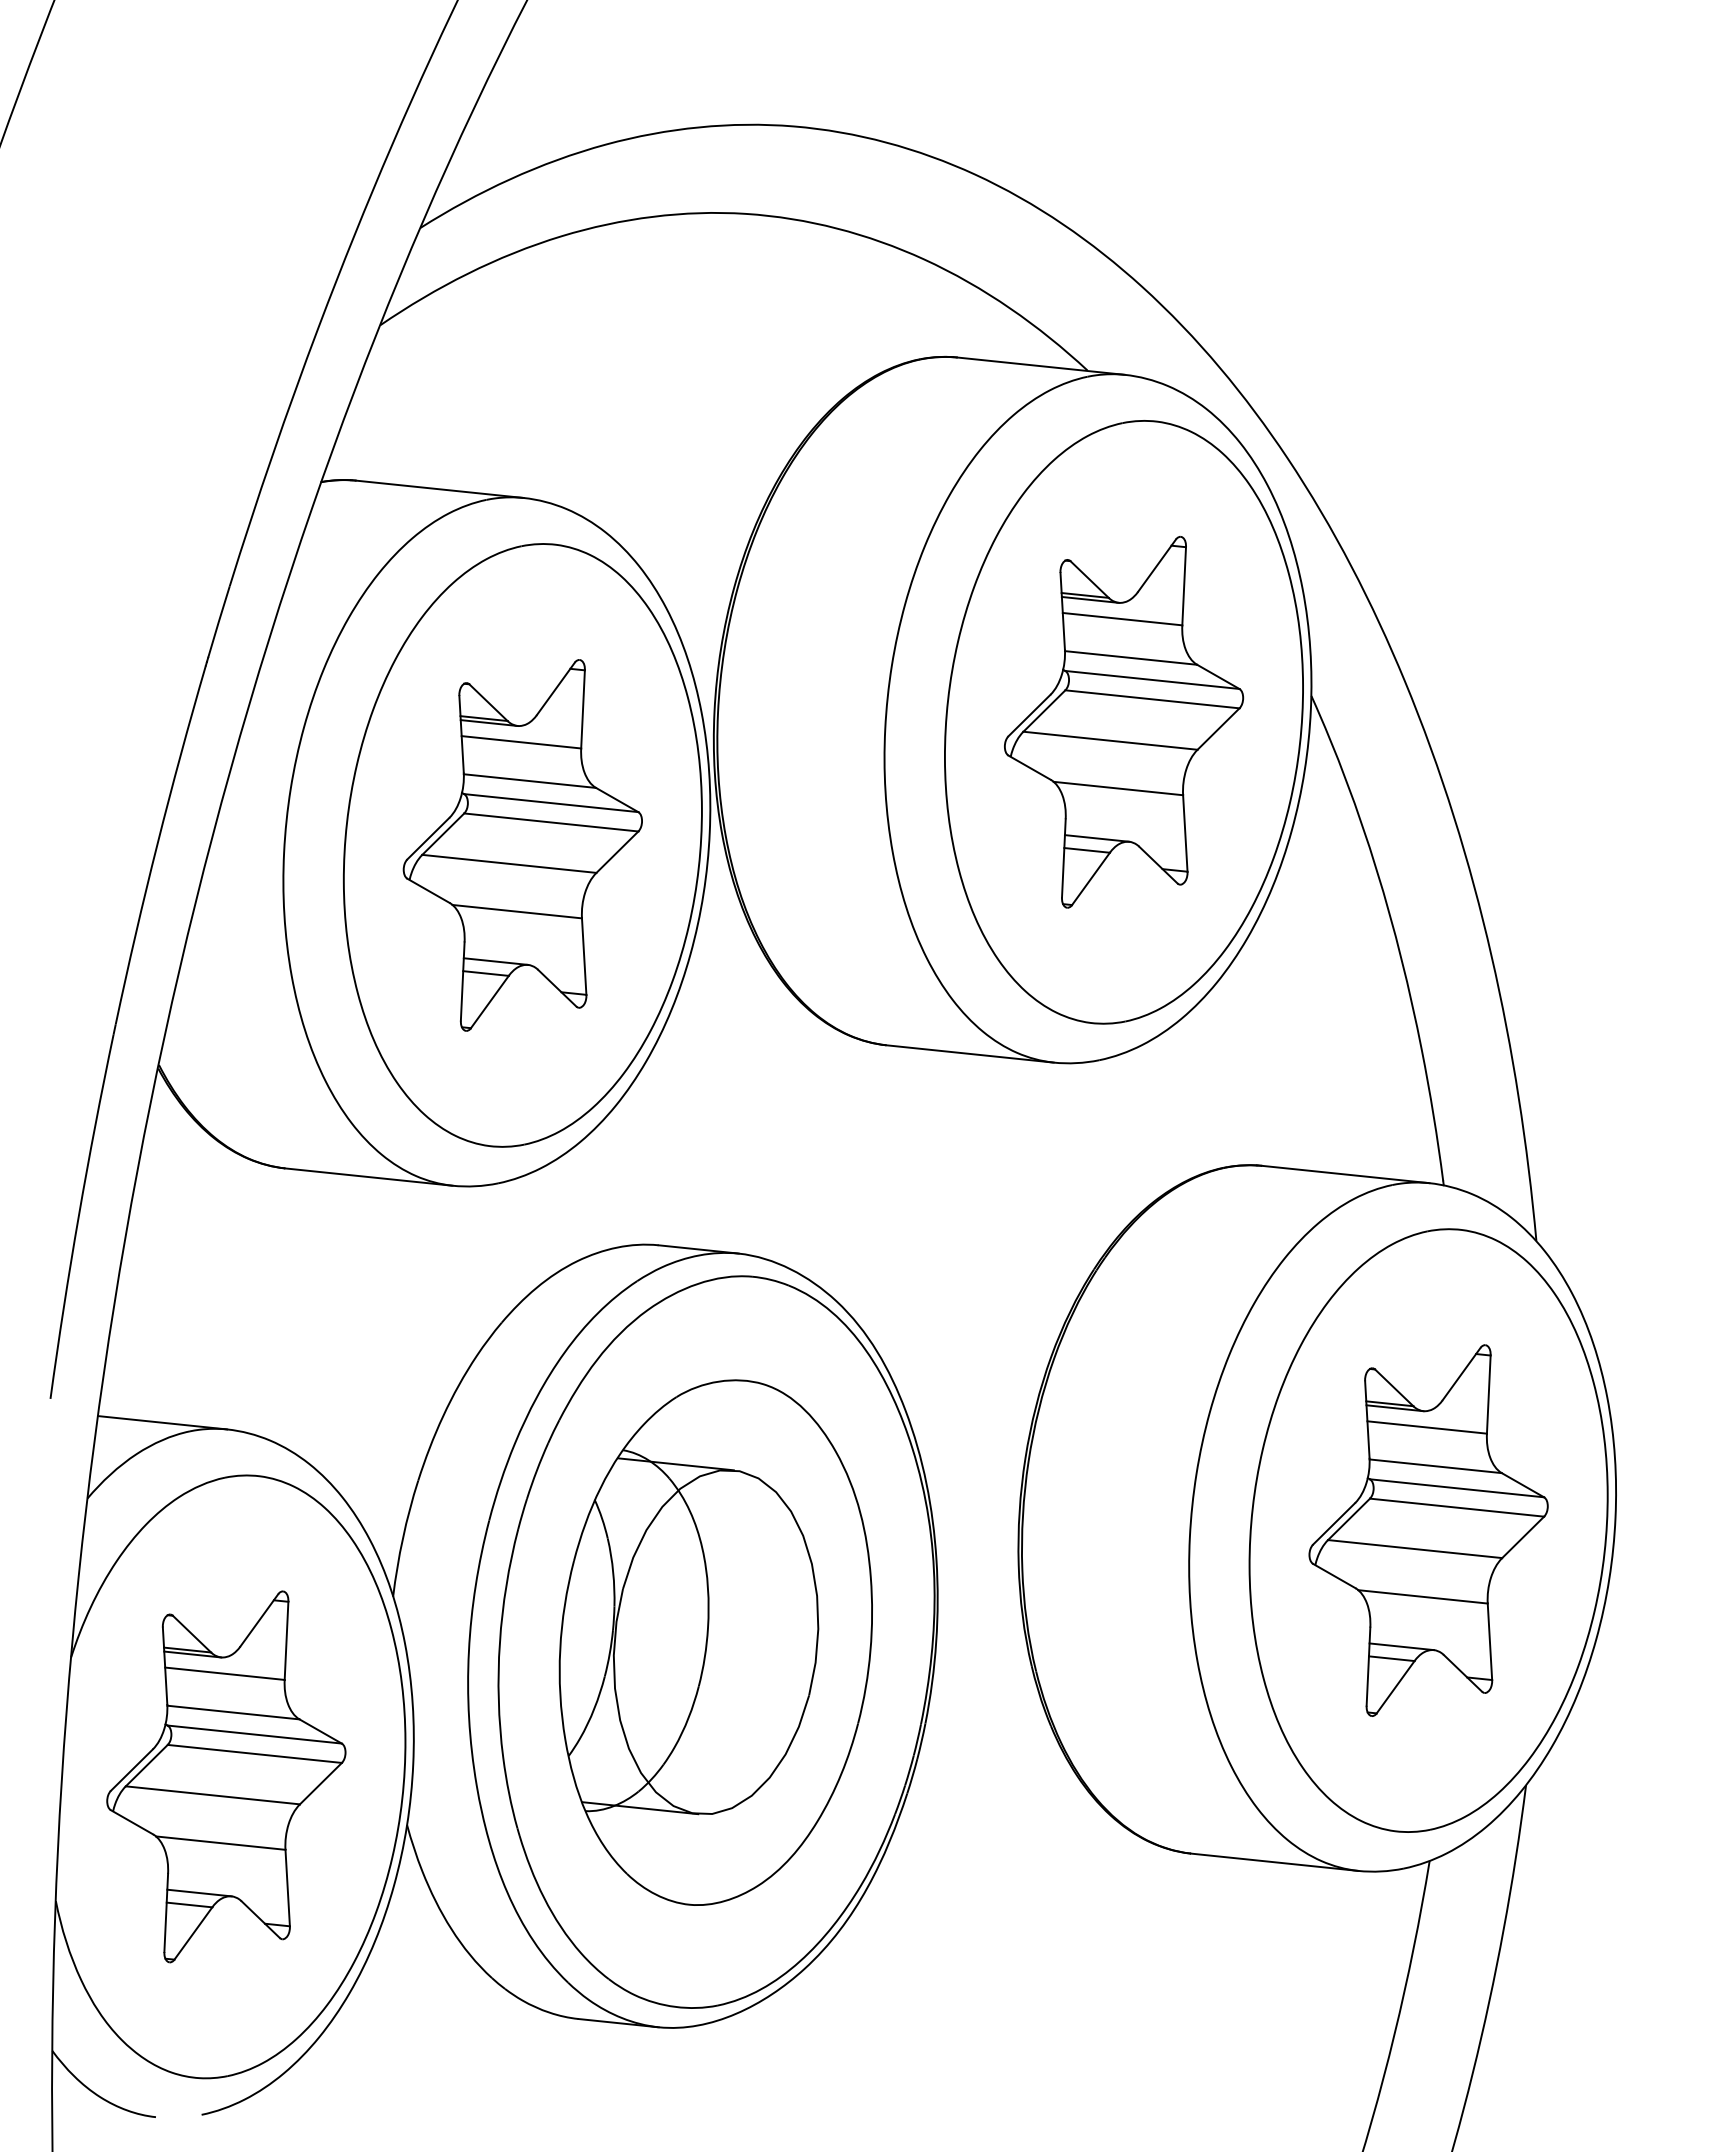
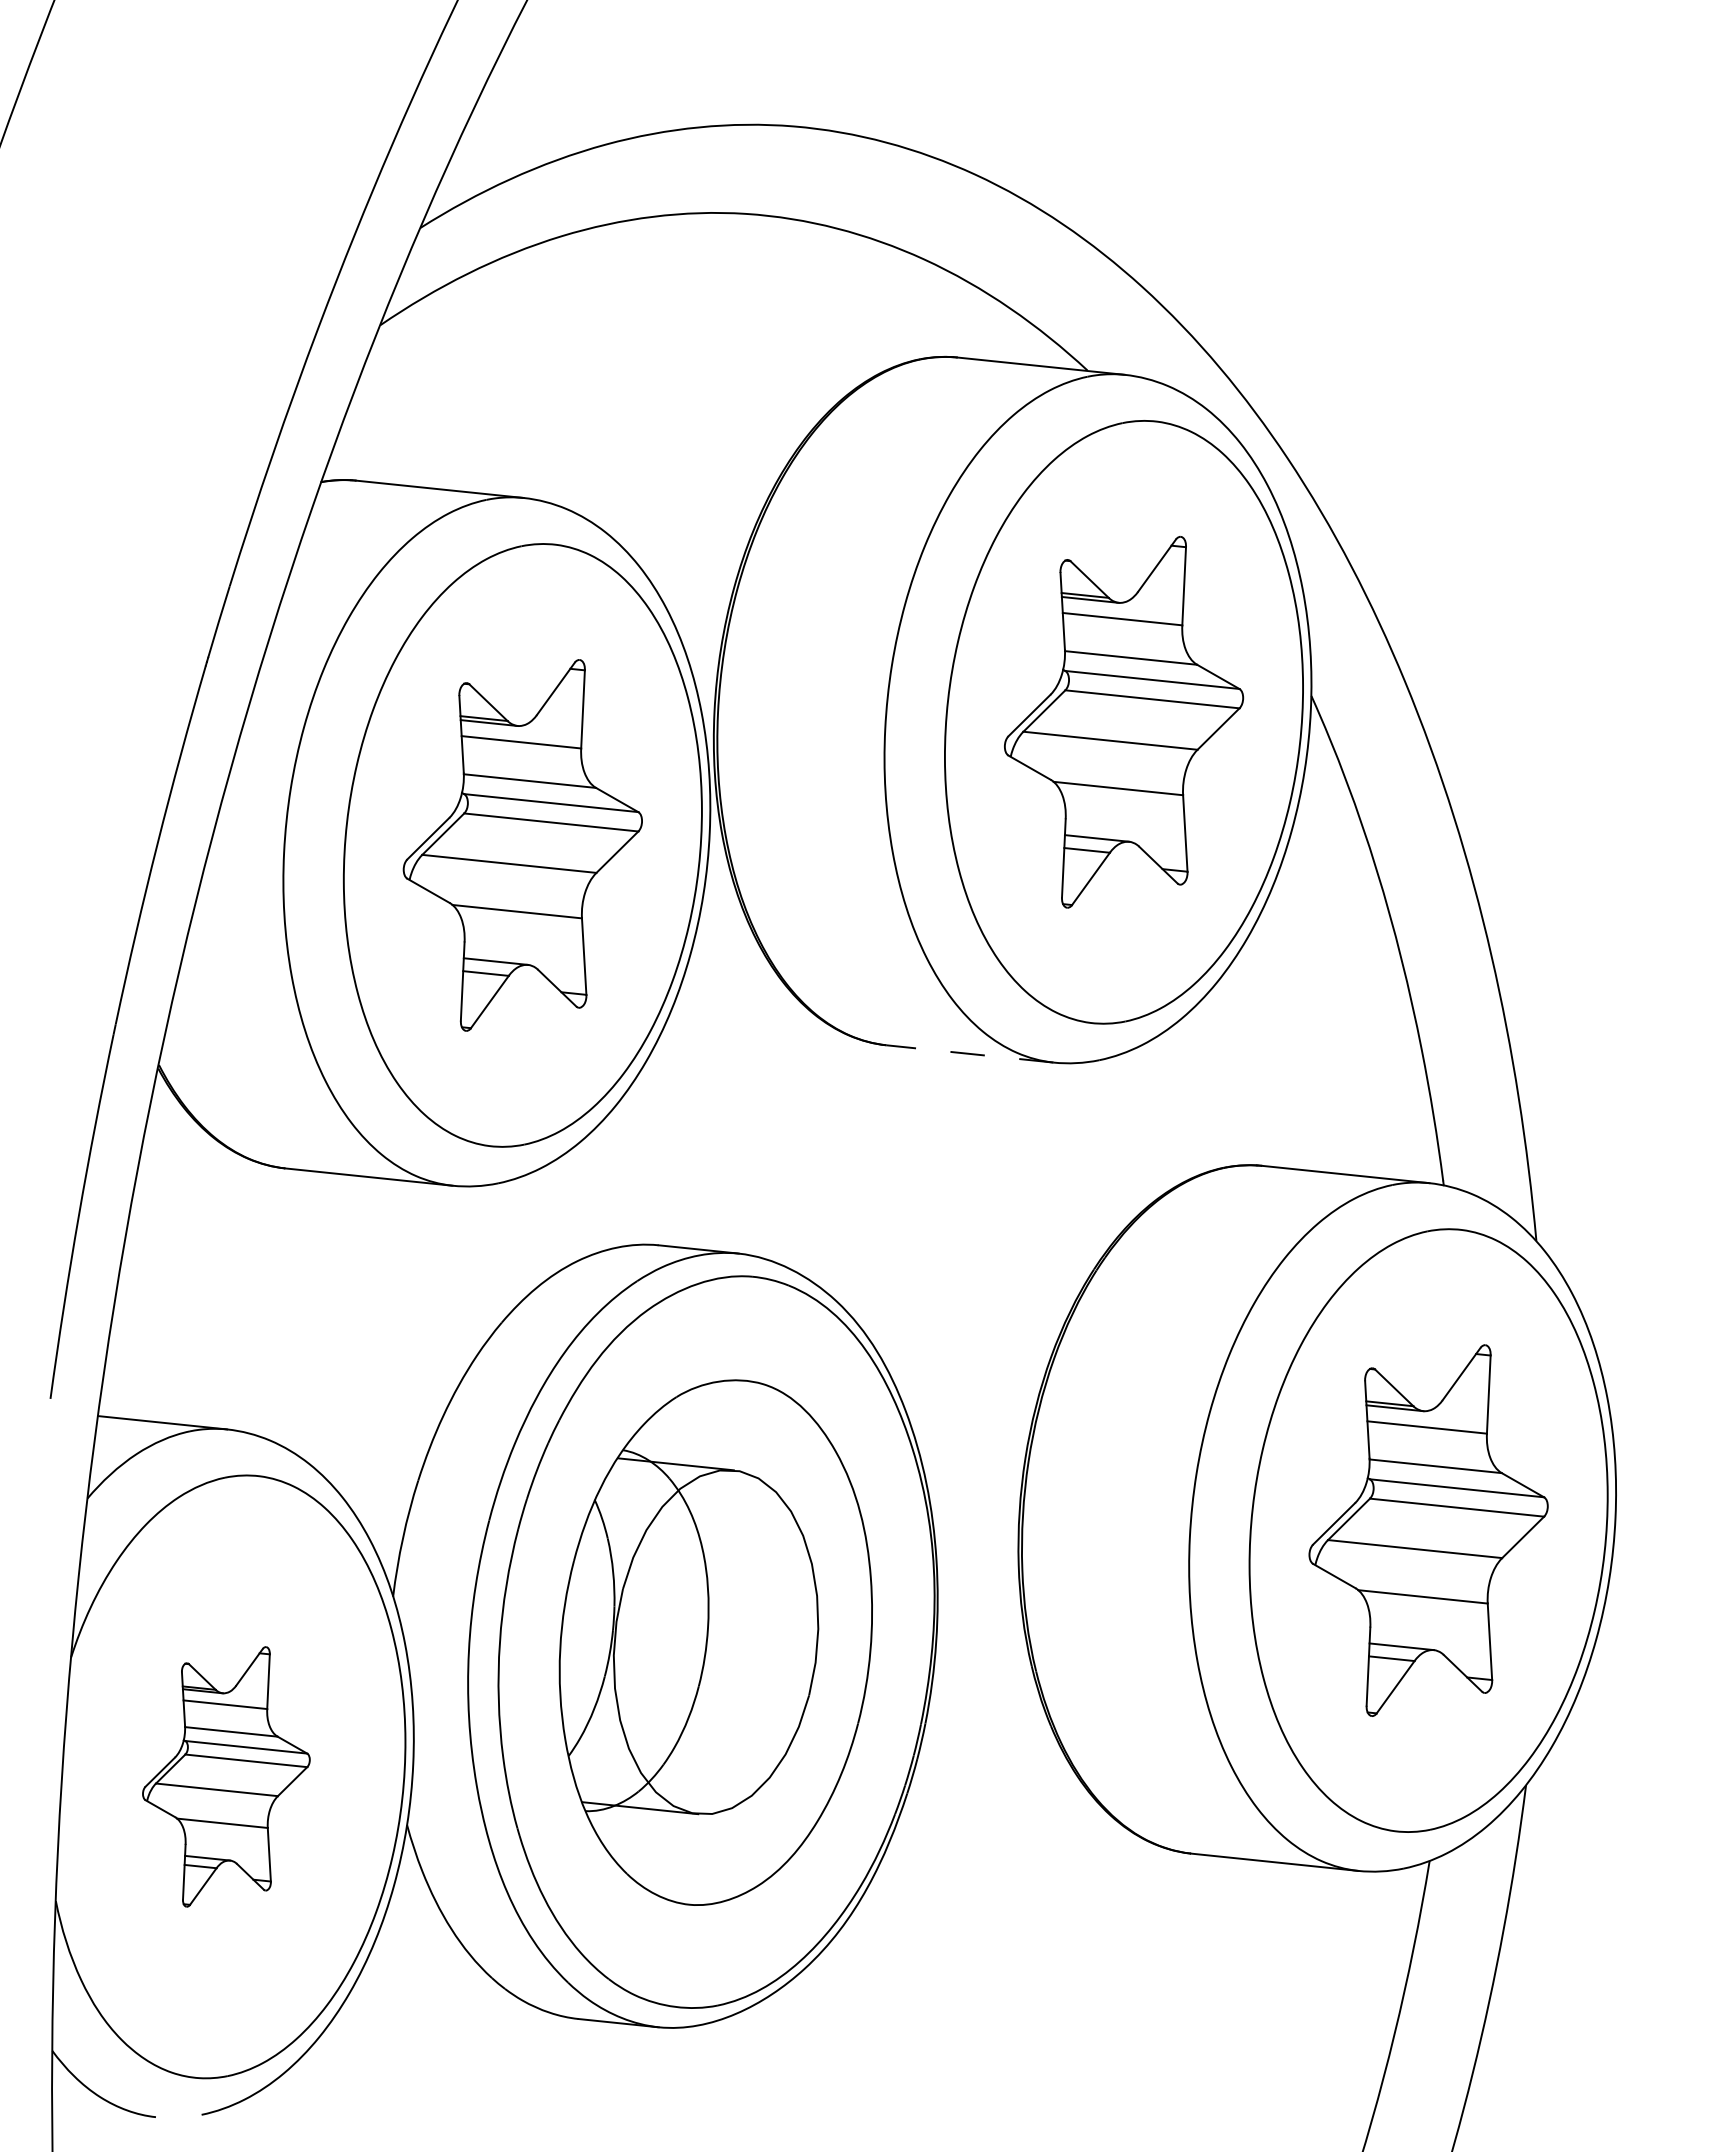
line: solid -> dashed (969, 1053)
part size: 241x374 px -> 169x262 px (226, 1776)
